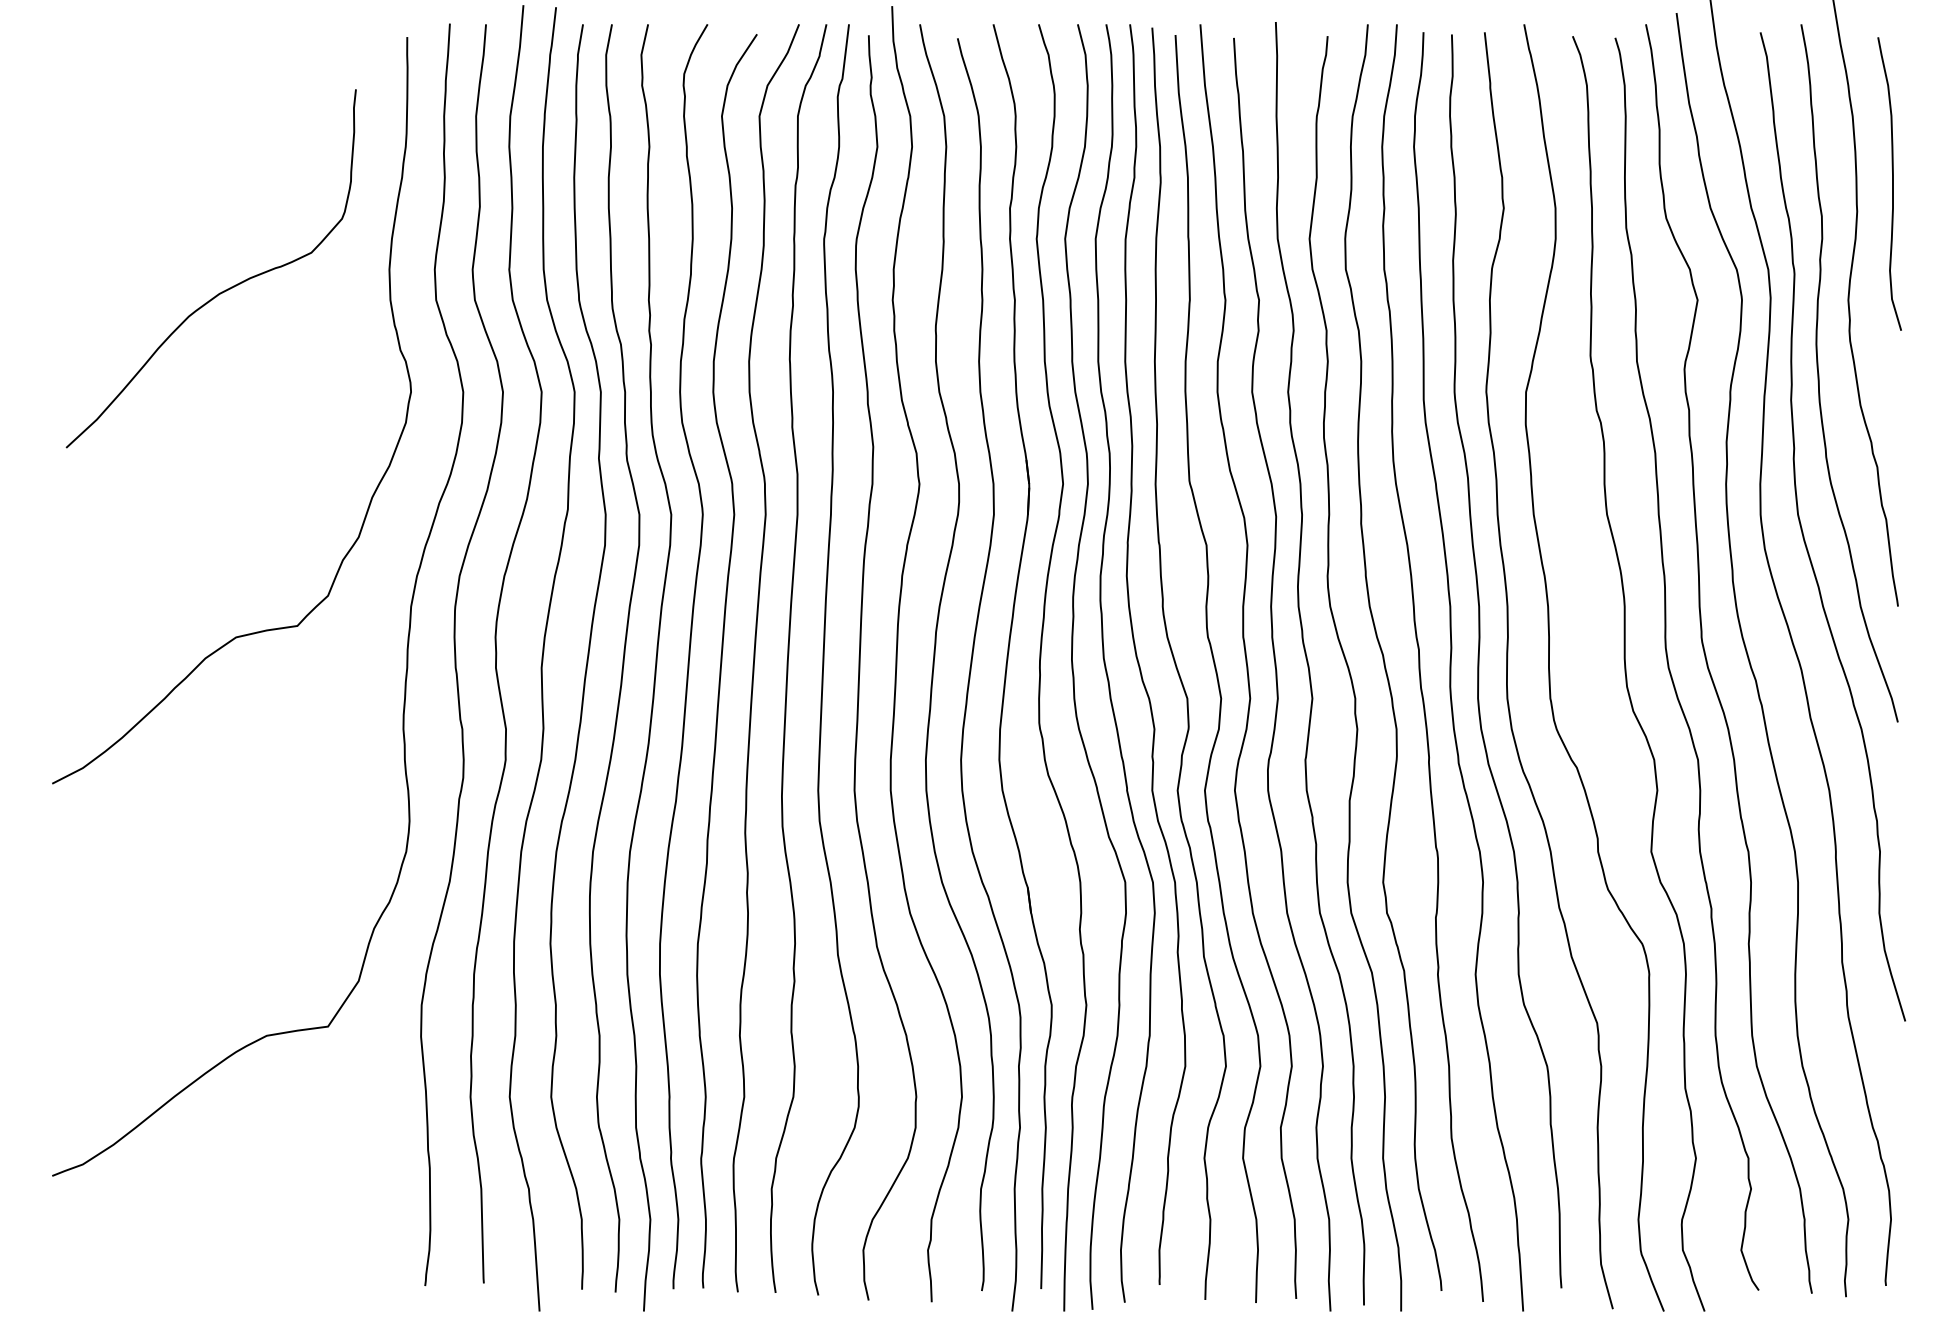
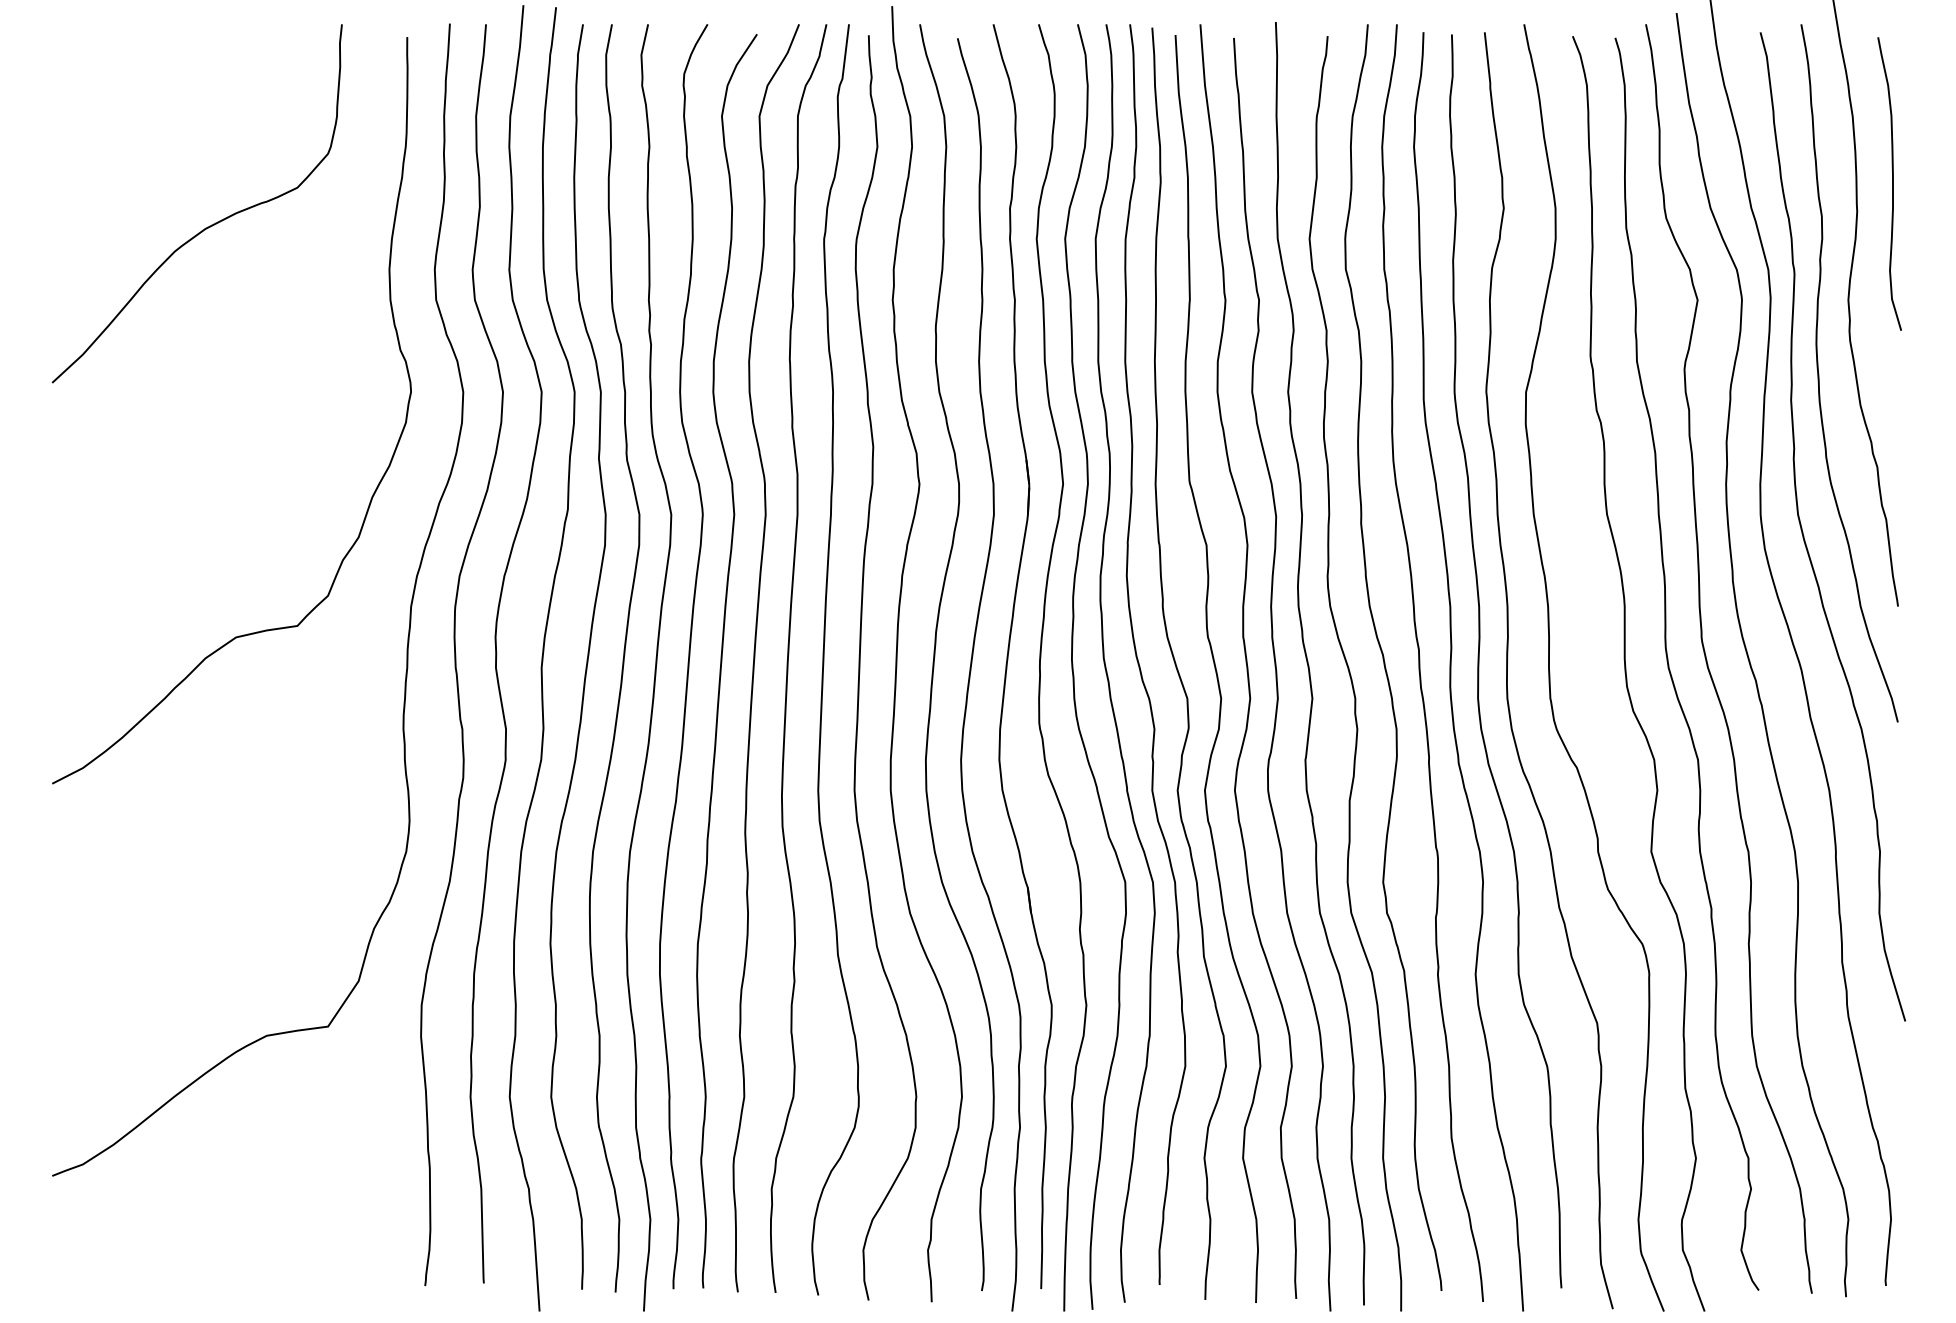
curve position: (221, 291) -> (207, 226) (207, 226)
